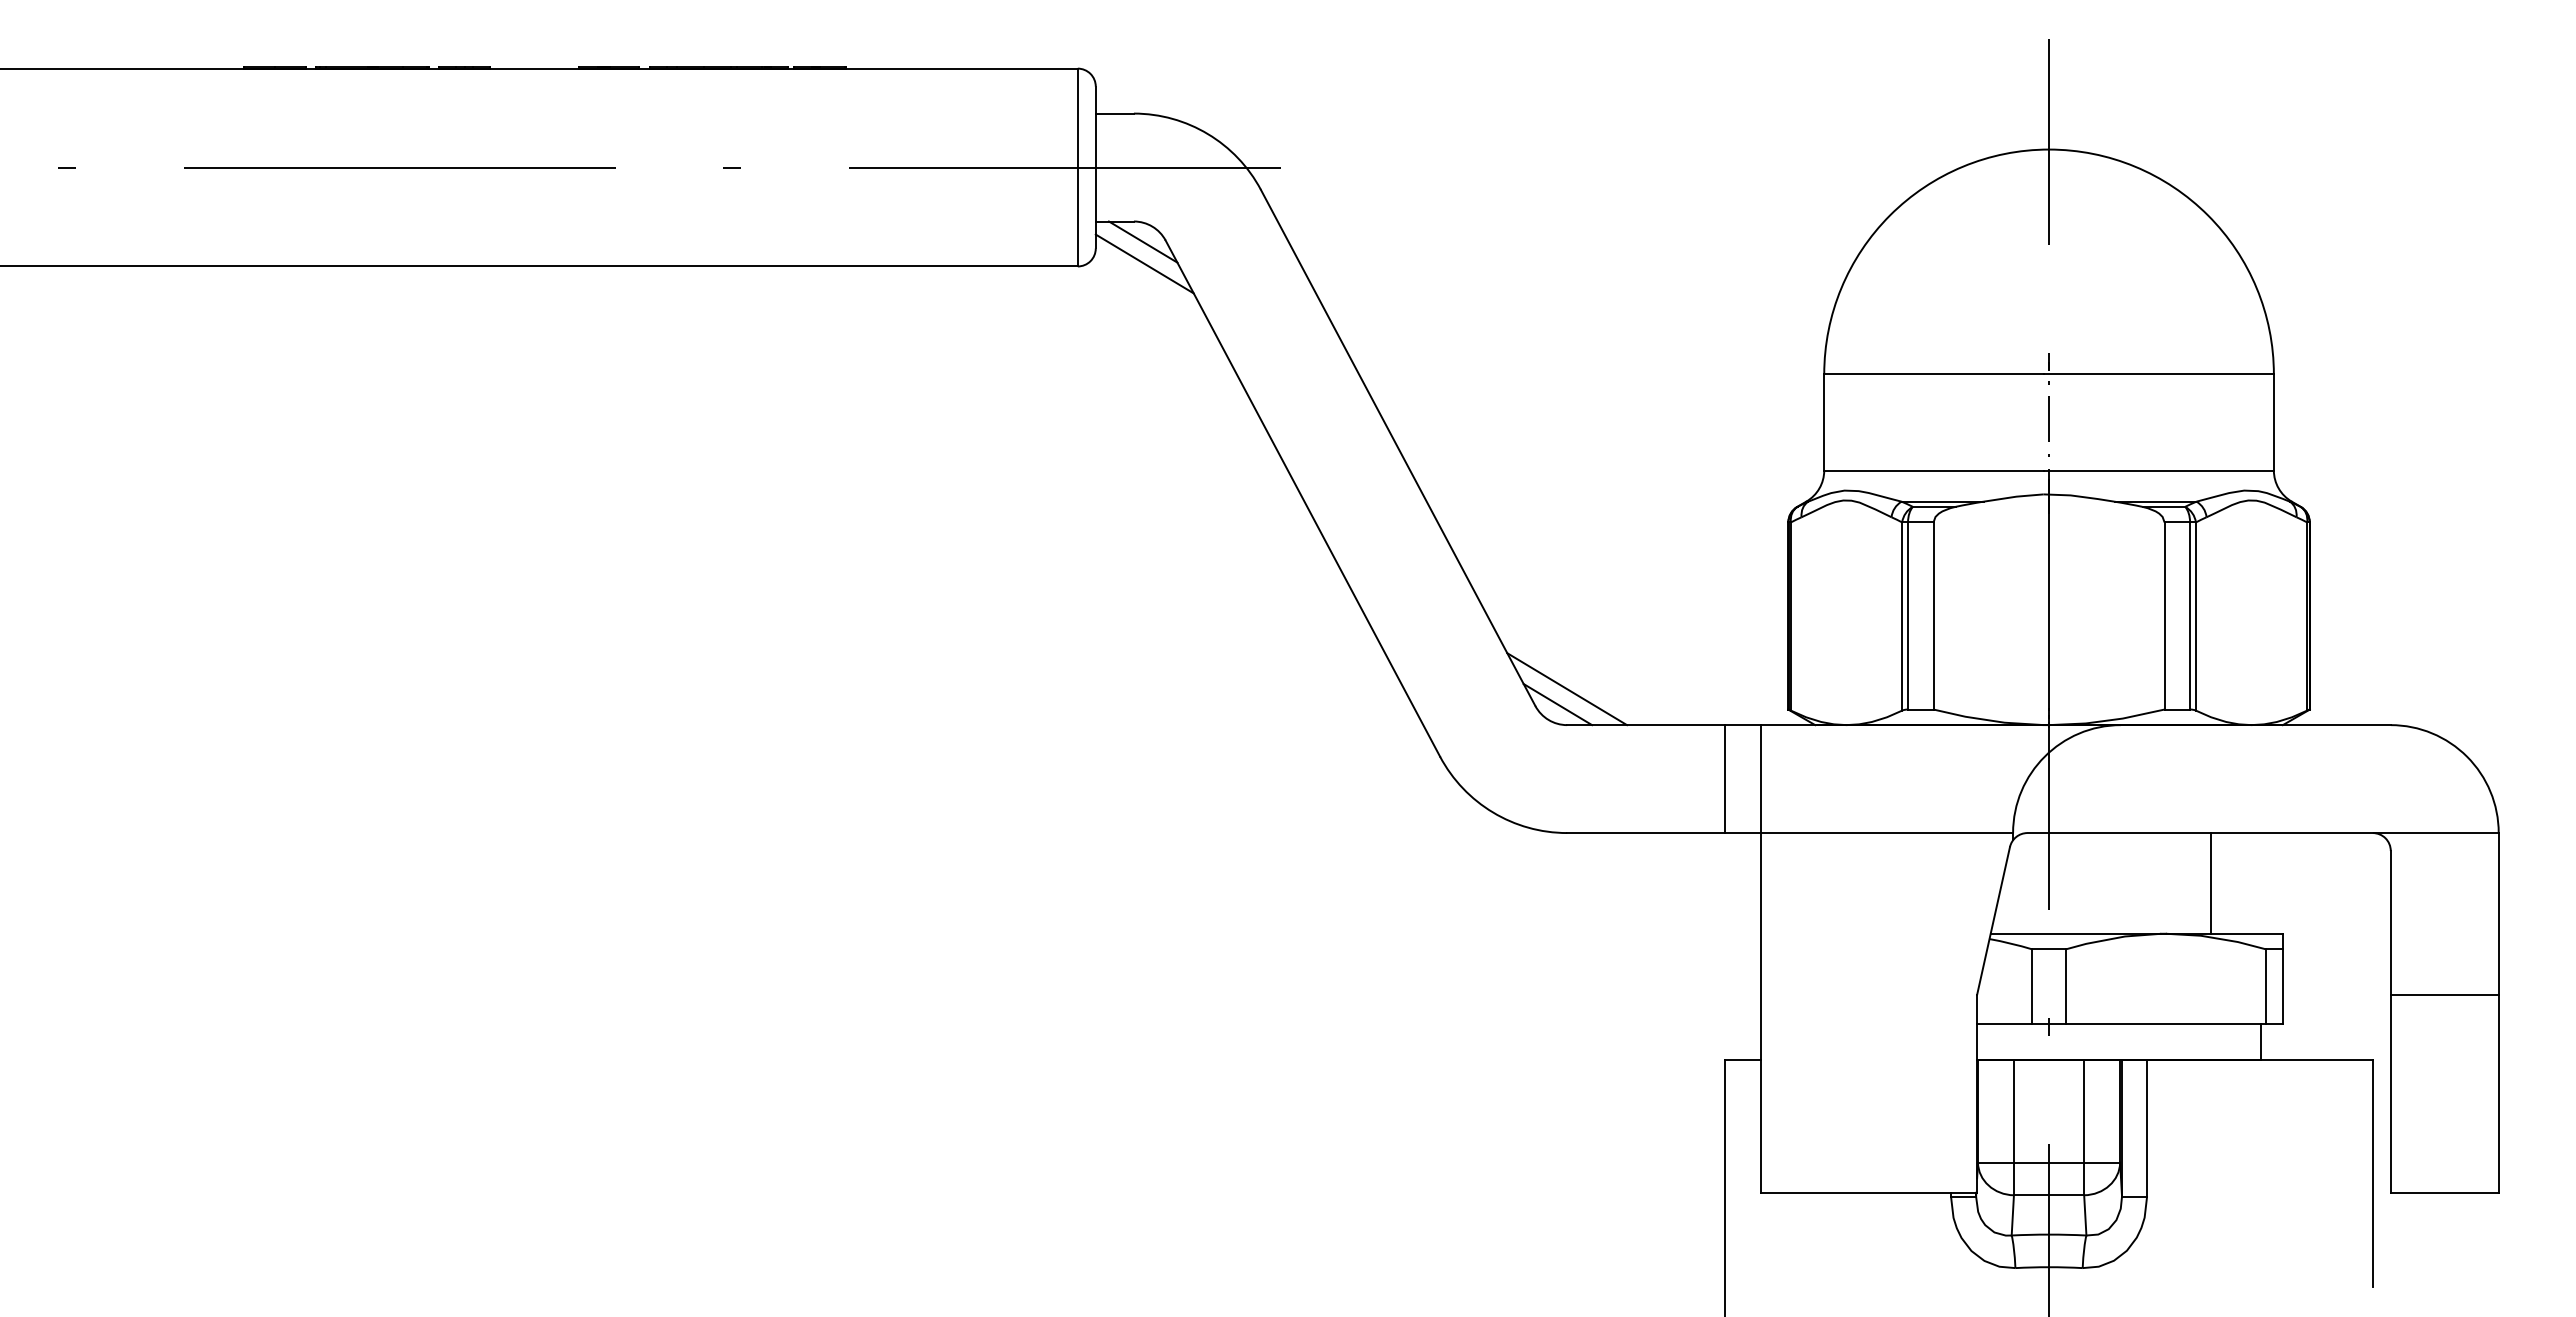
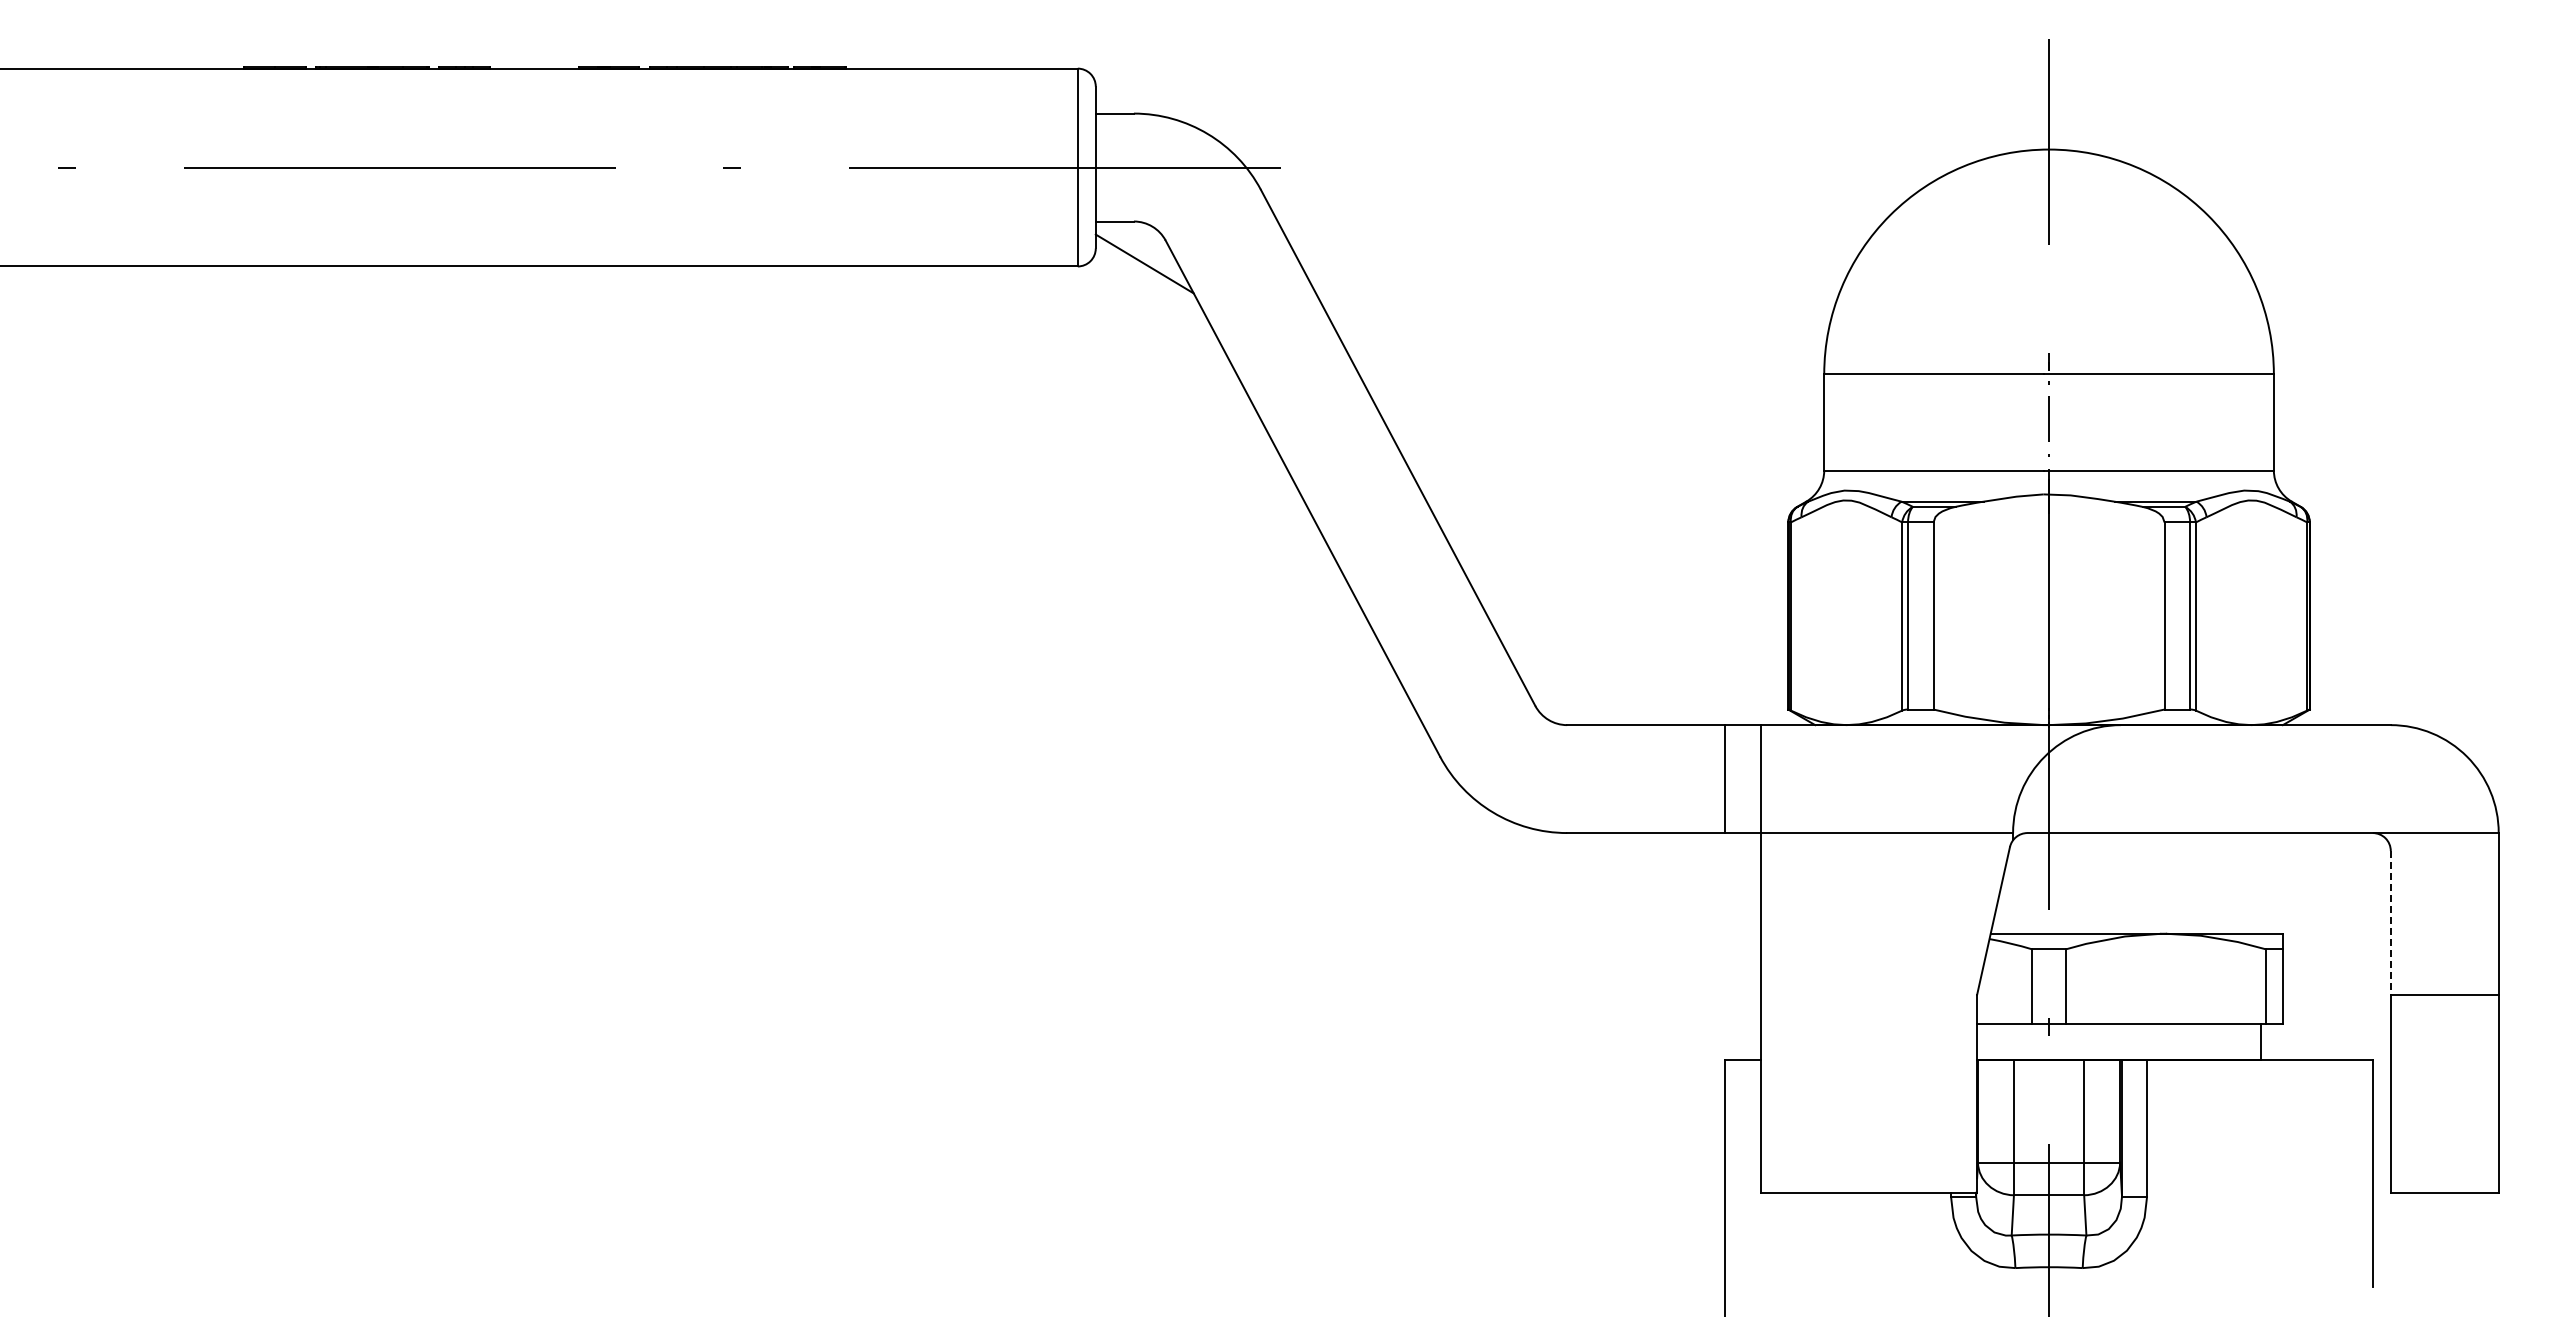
line: present -> none (1142, 241)
line: present -> none (1567, 689)
line: present -> none (1557, 704)
line: present -> none (2210, 883)
line: solid -> dashed (2390, 922)
